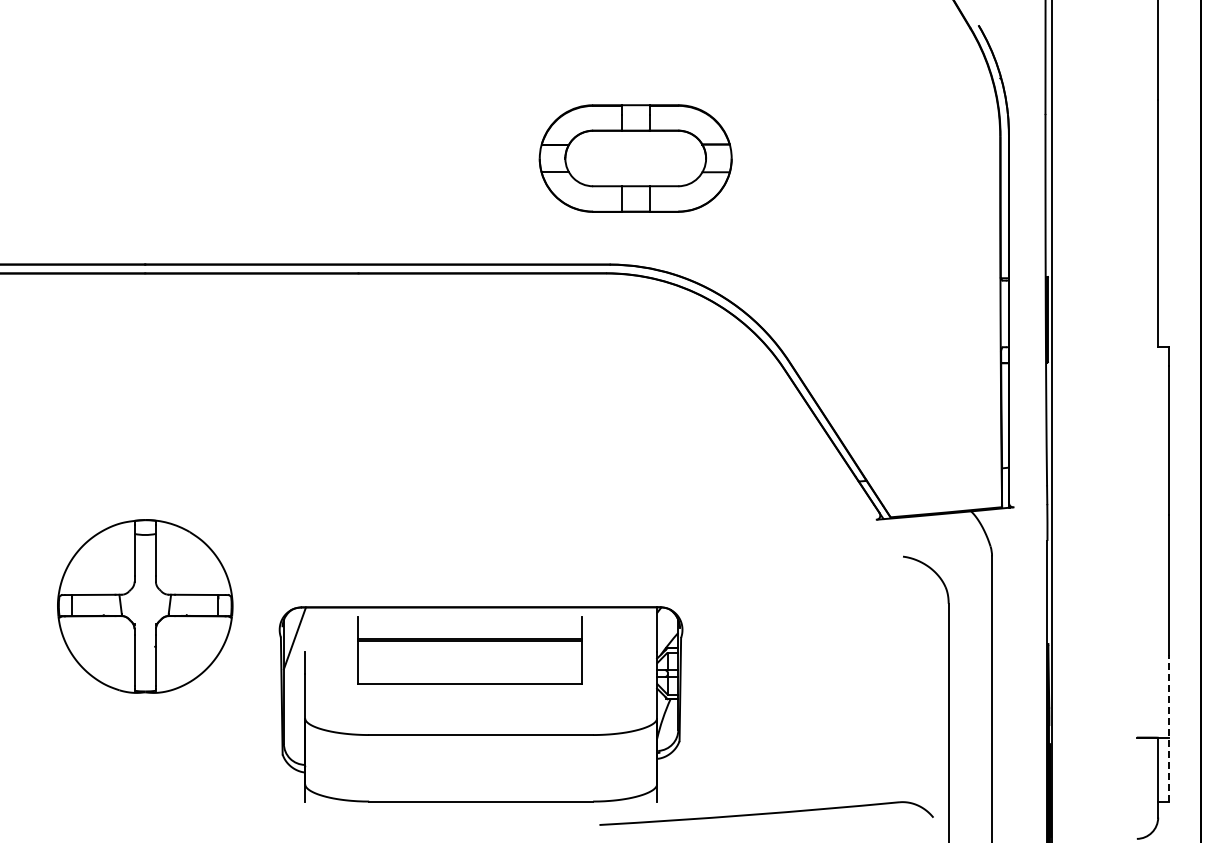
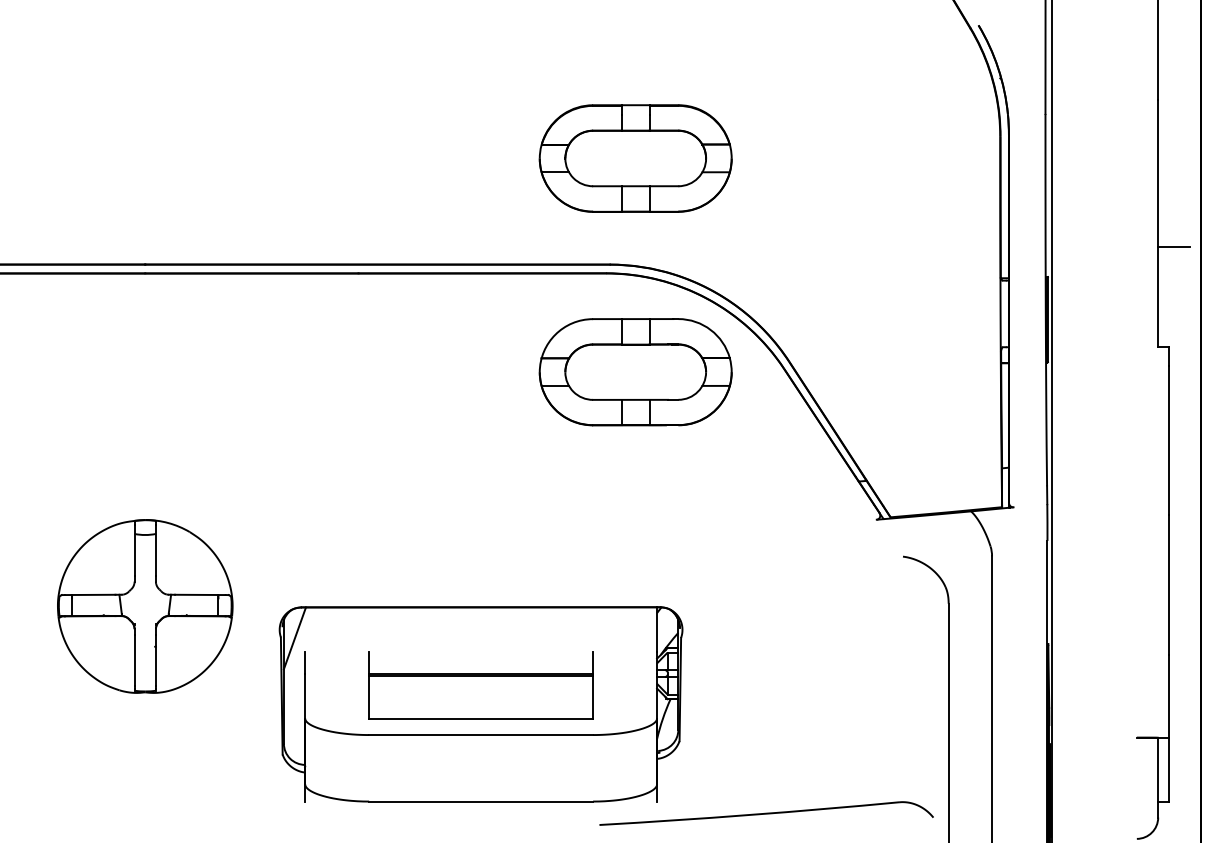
line: none -> present (1174, 247)
part: none -> present (635, 372)
part position: (469, 650) -> (480, 685) (480, 685)
line: dashed -> solid (1168, 727)
